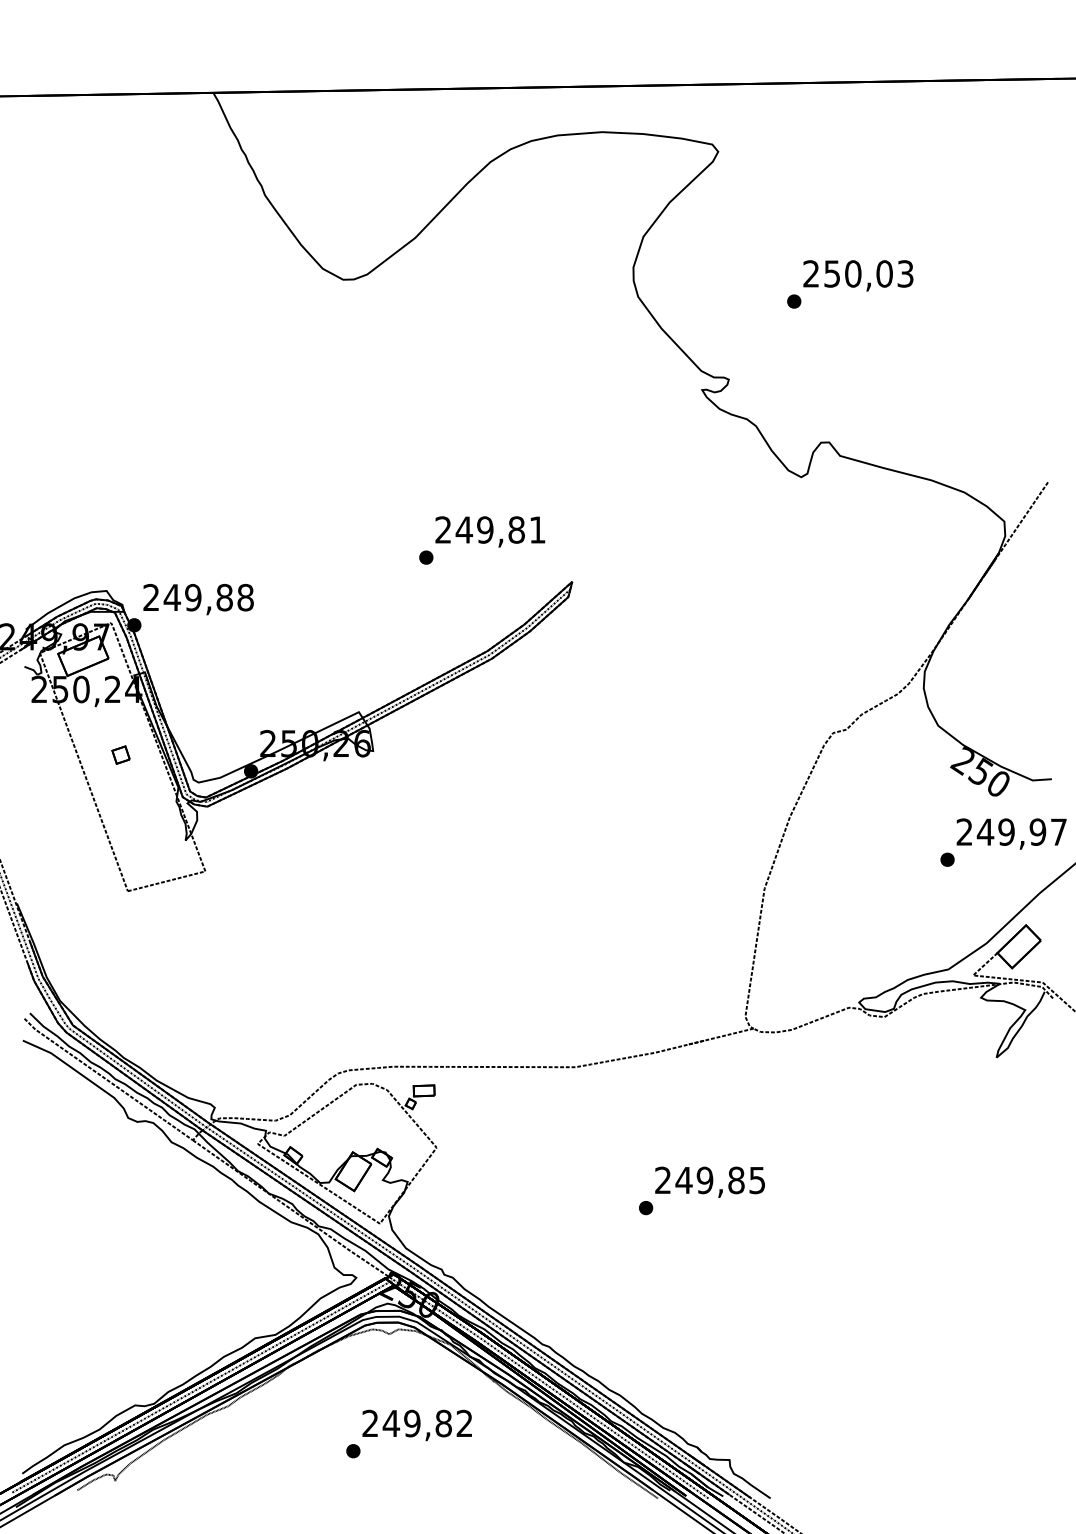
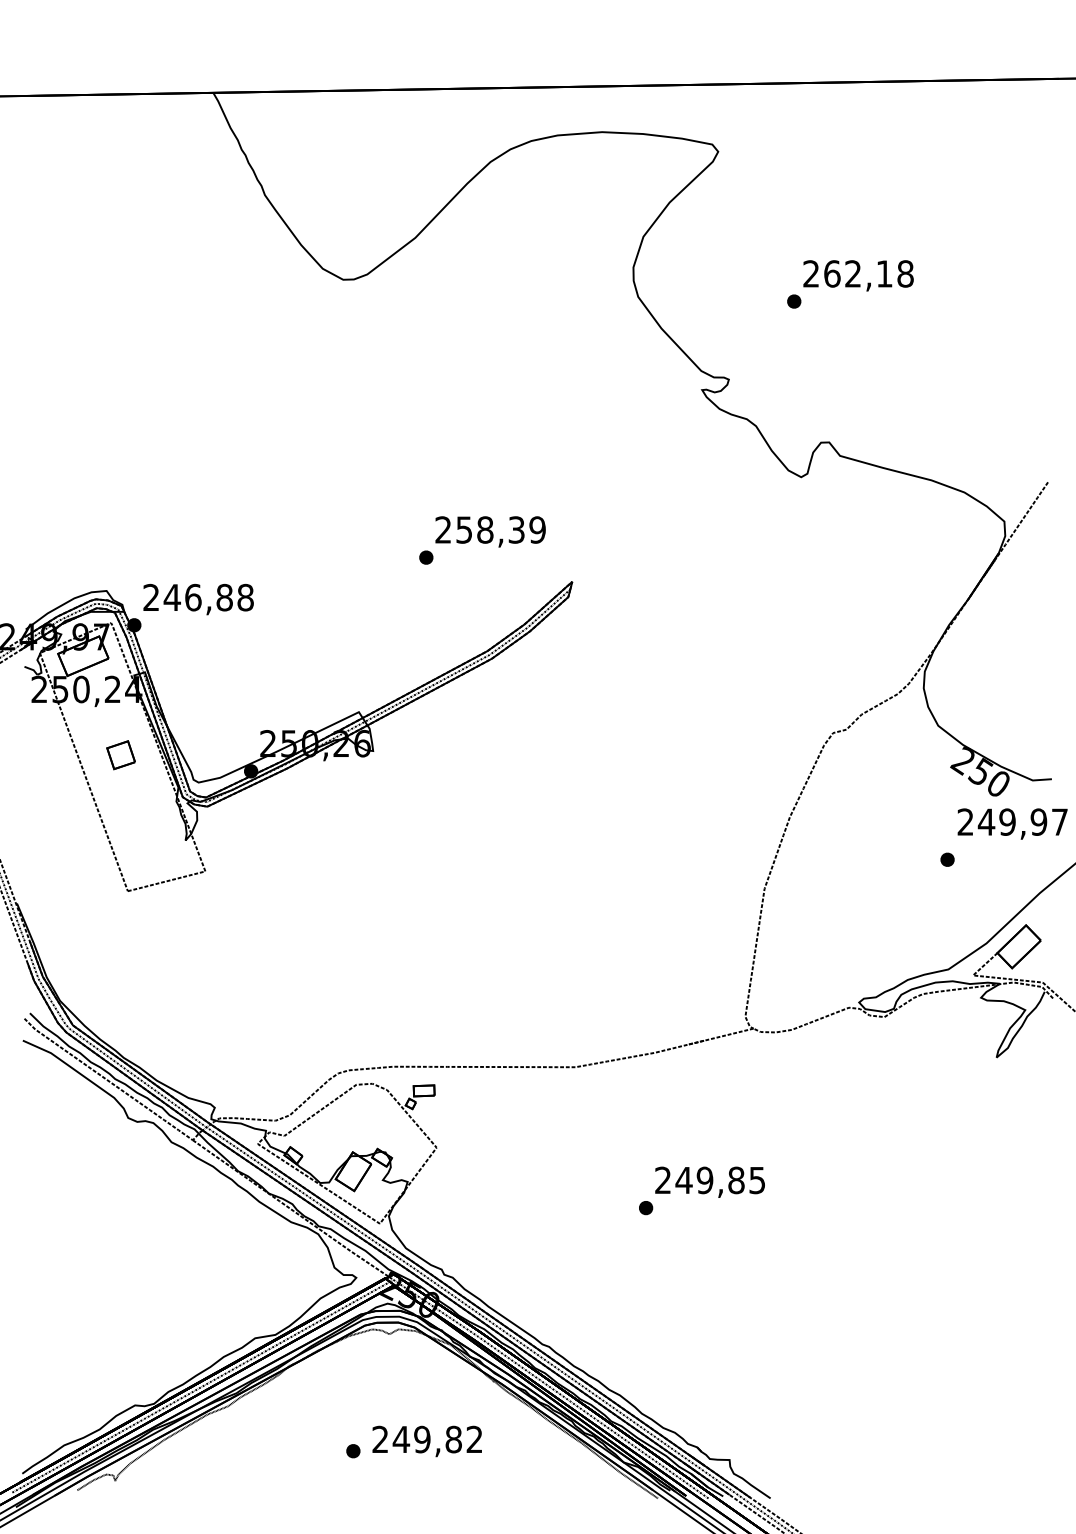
text: 250,03 -> 262,18 (868, 273)
text: 249,81 -> 258,39 (500, 529)
text: 249,88 -> 246,88 (193, 597)
part size: 20x20 px -> 30x31 px (120, 755)
text position: (1011, 833) -> (1012, 823) (1012, 823)
text position: (416, 1425) -> (426, 1441) (426, 1441)
